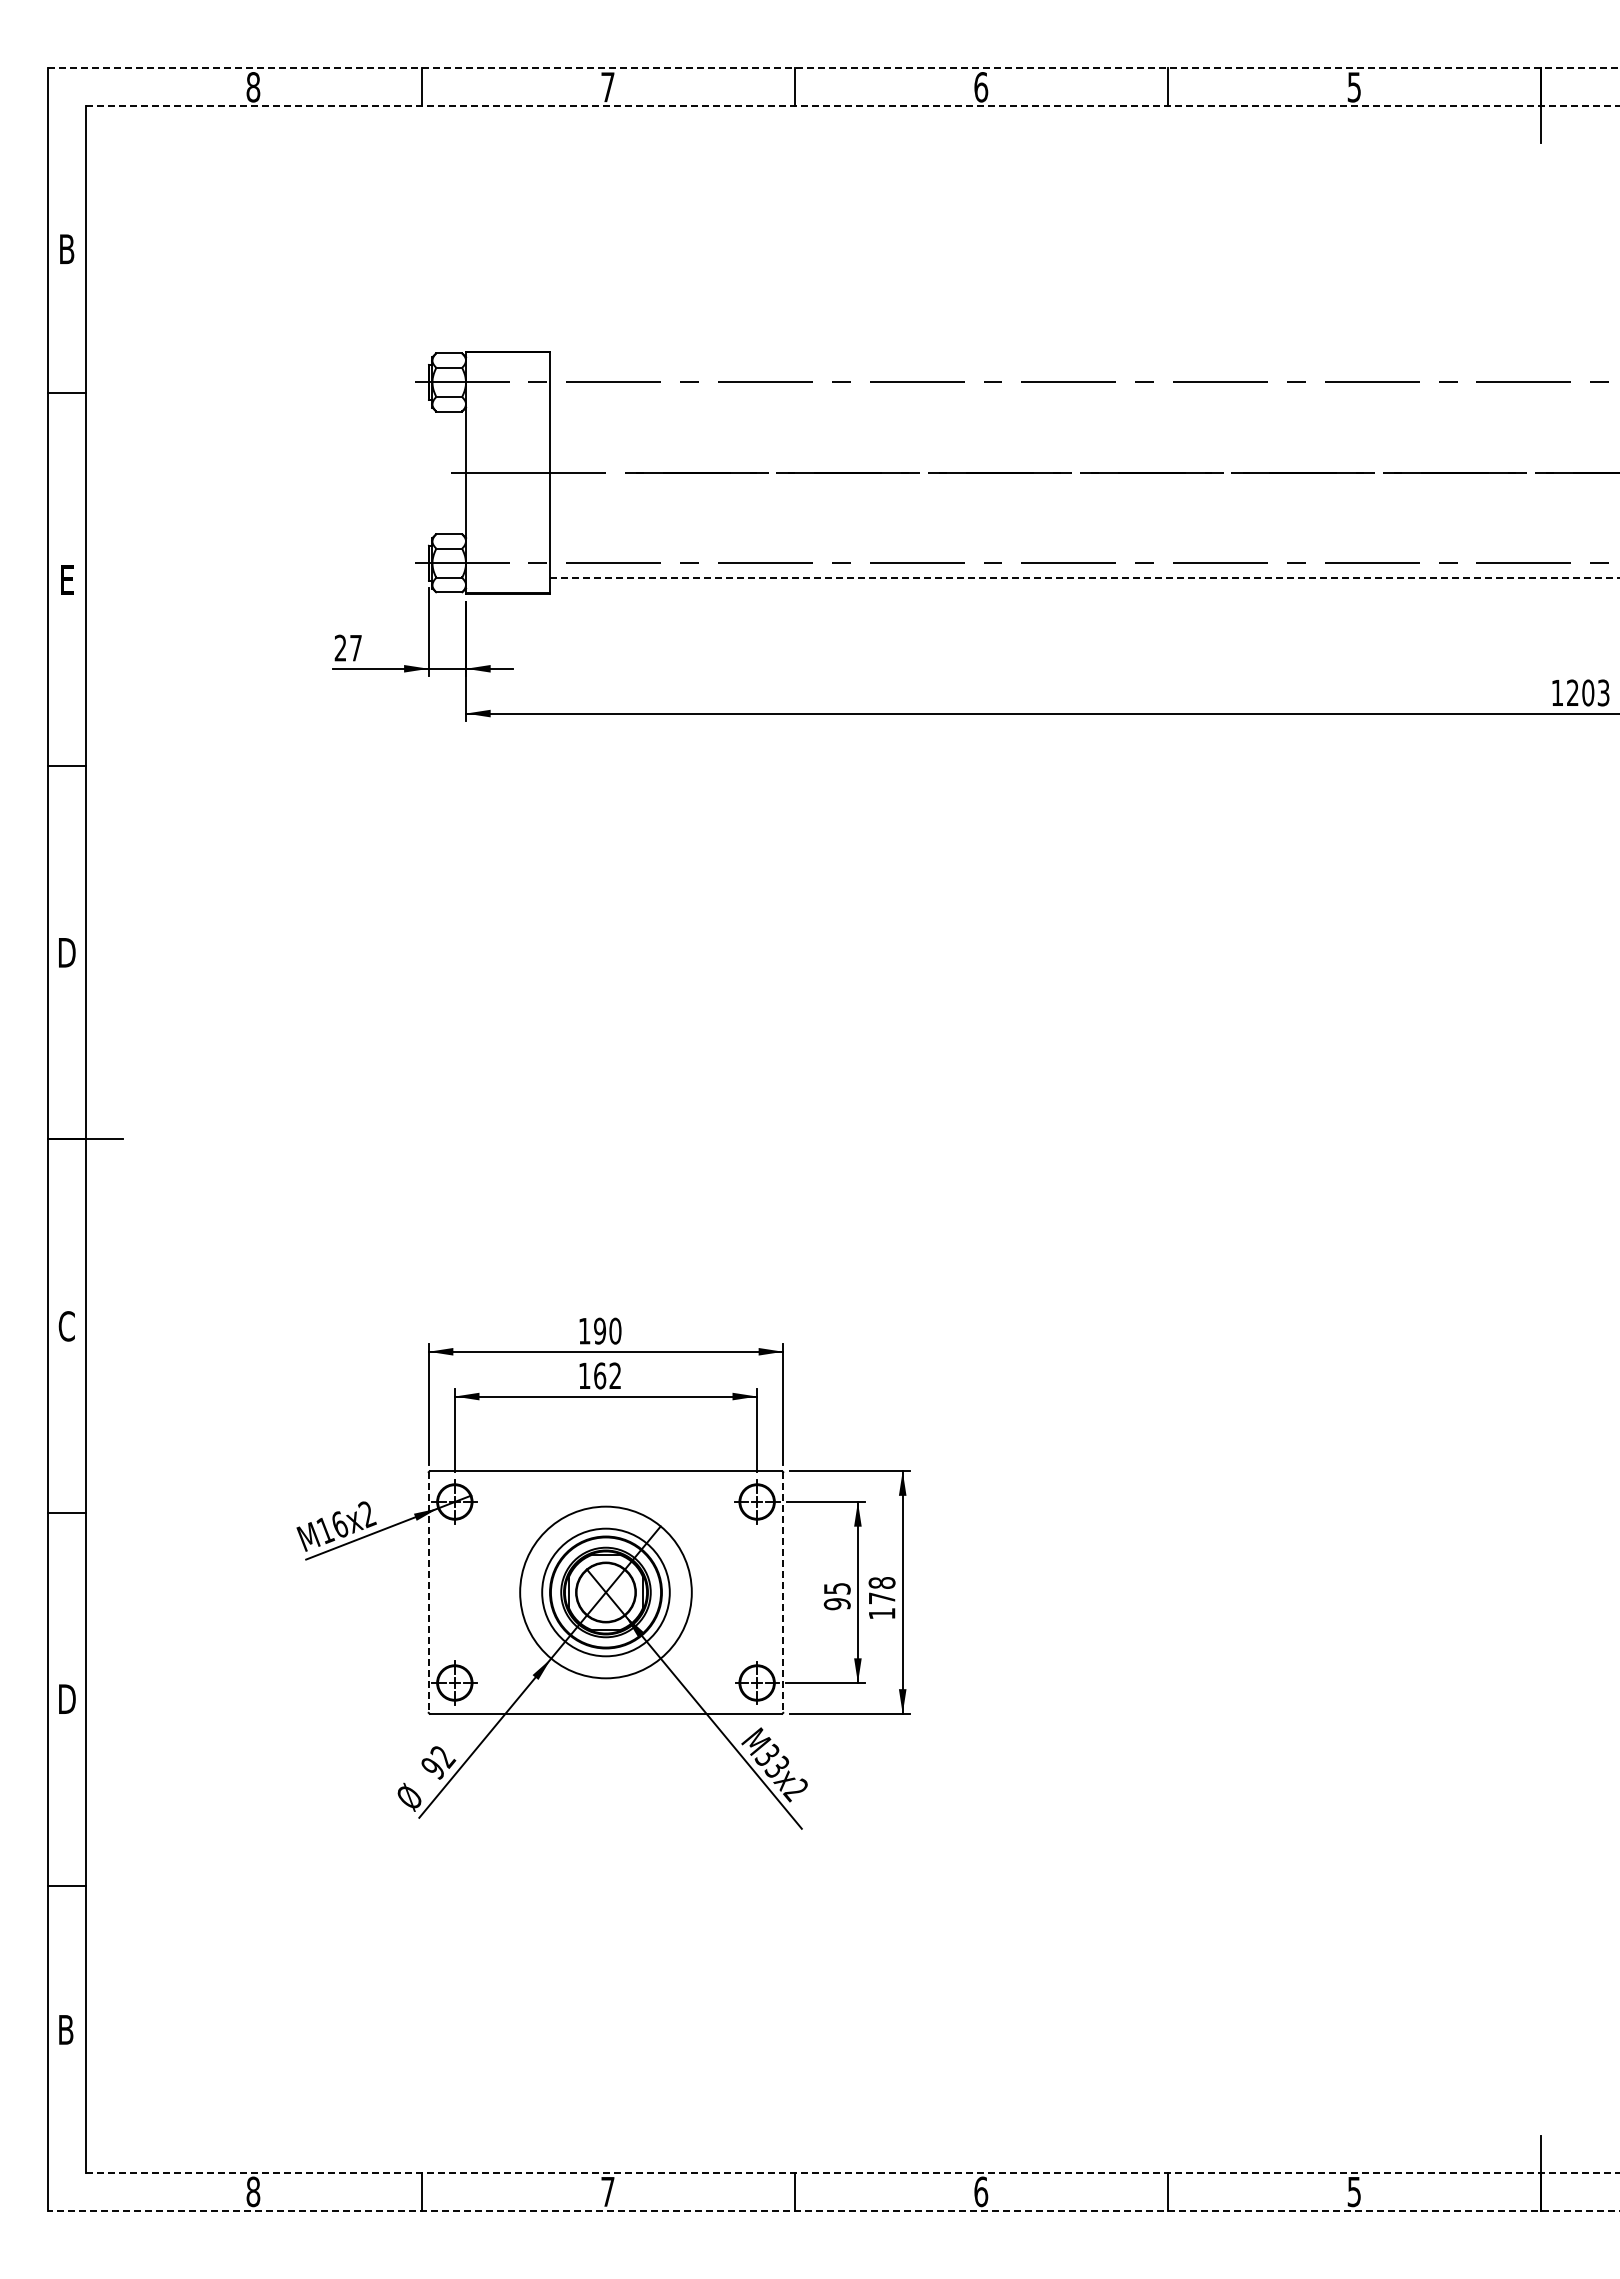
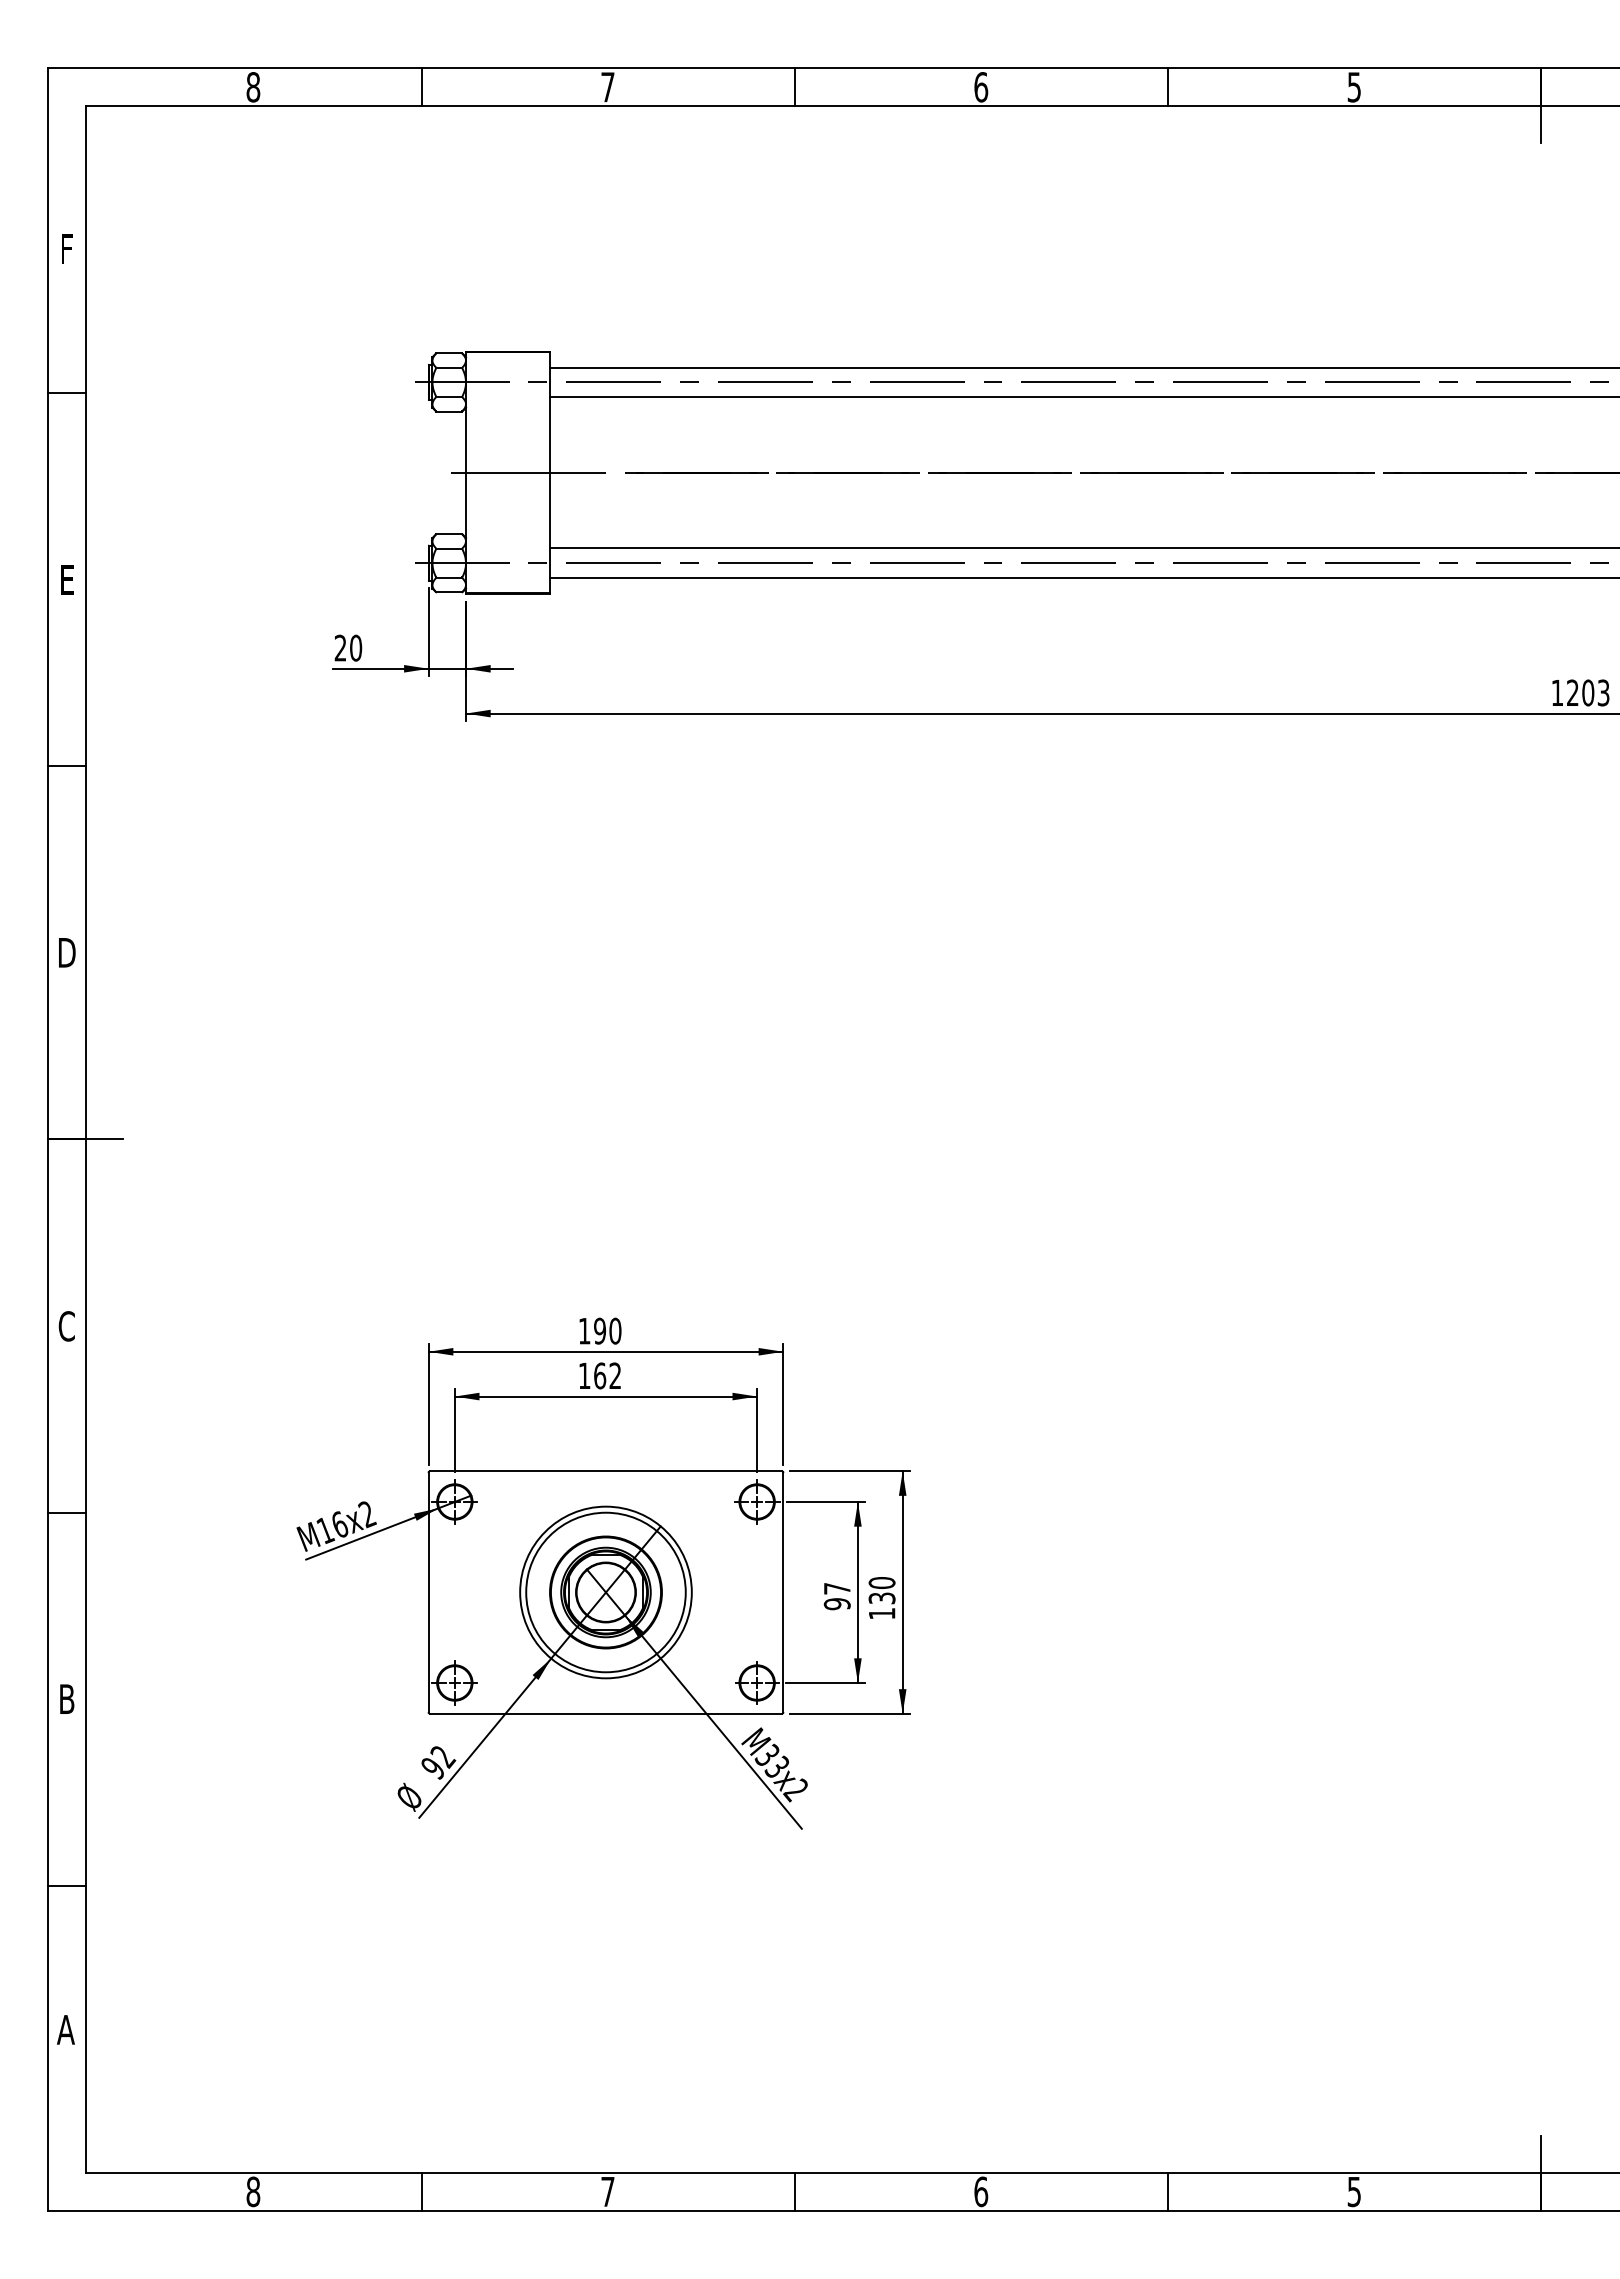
line: dashed -> solid (834, 68)
line: dashed -> solid (852, 105)
text: B -> F (67, 249)
line: none -> present (1083, 367)
line: none -> present (1083, 397)
line: none -> present (1083, 548)
line: dashed -> solid (1084, 578)
text: 27 -> 20 (356, 647)
text: 95 -> 97 (837, 1588)
text: 178 -> 130 (881, 1590)
circle diameter: 128 px -> 160 px (605, 1592)
line: dashed -> solid (428, 1593)
line: dashed -> solid (783, 1593)
text: D -> B (67, 1698)
text: B -> A (65, 2029)
line: dashed -> solid (852, 2173)
line: dashed -> solid (833, 2210)
